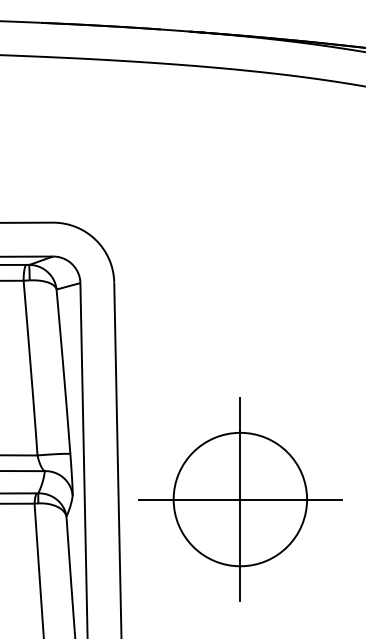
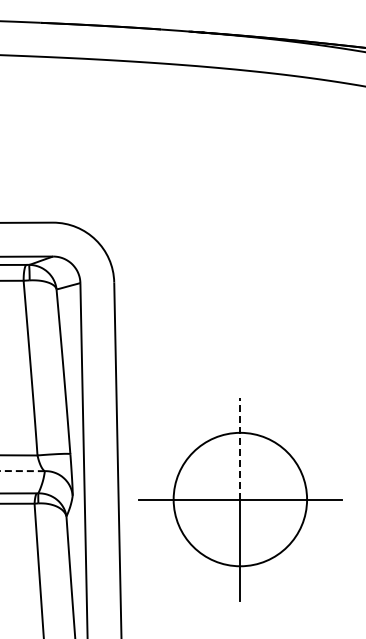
line: solid -> dashed (240, 448)
line: solid -> dashed (22, 471)
